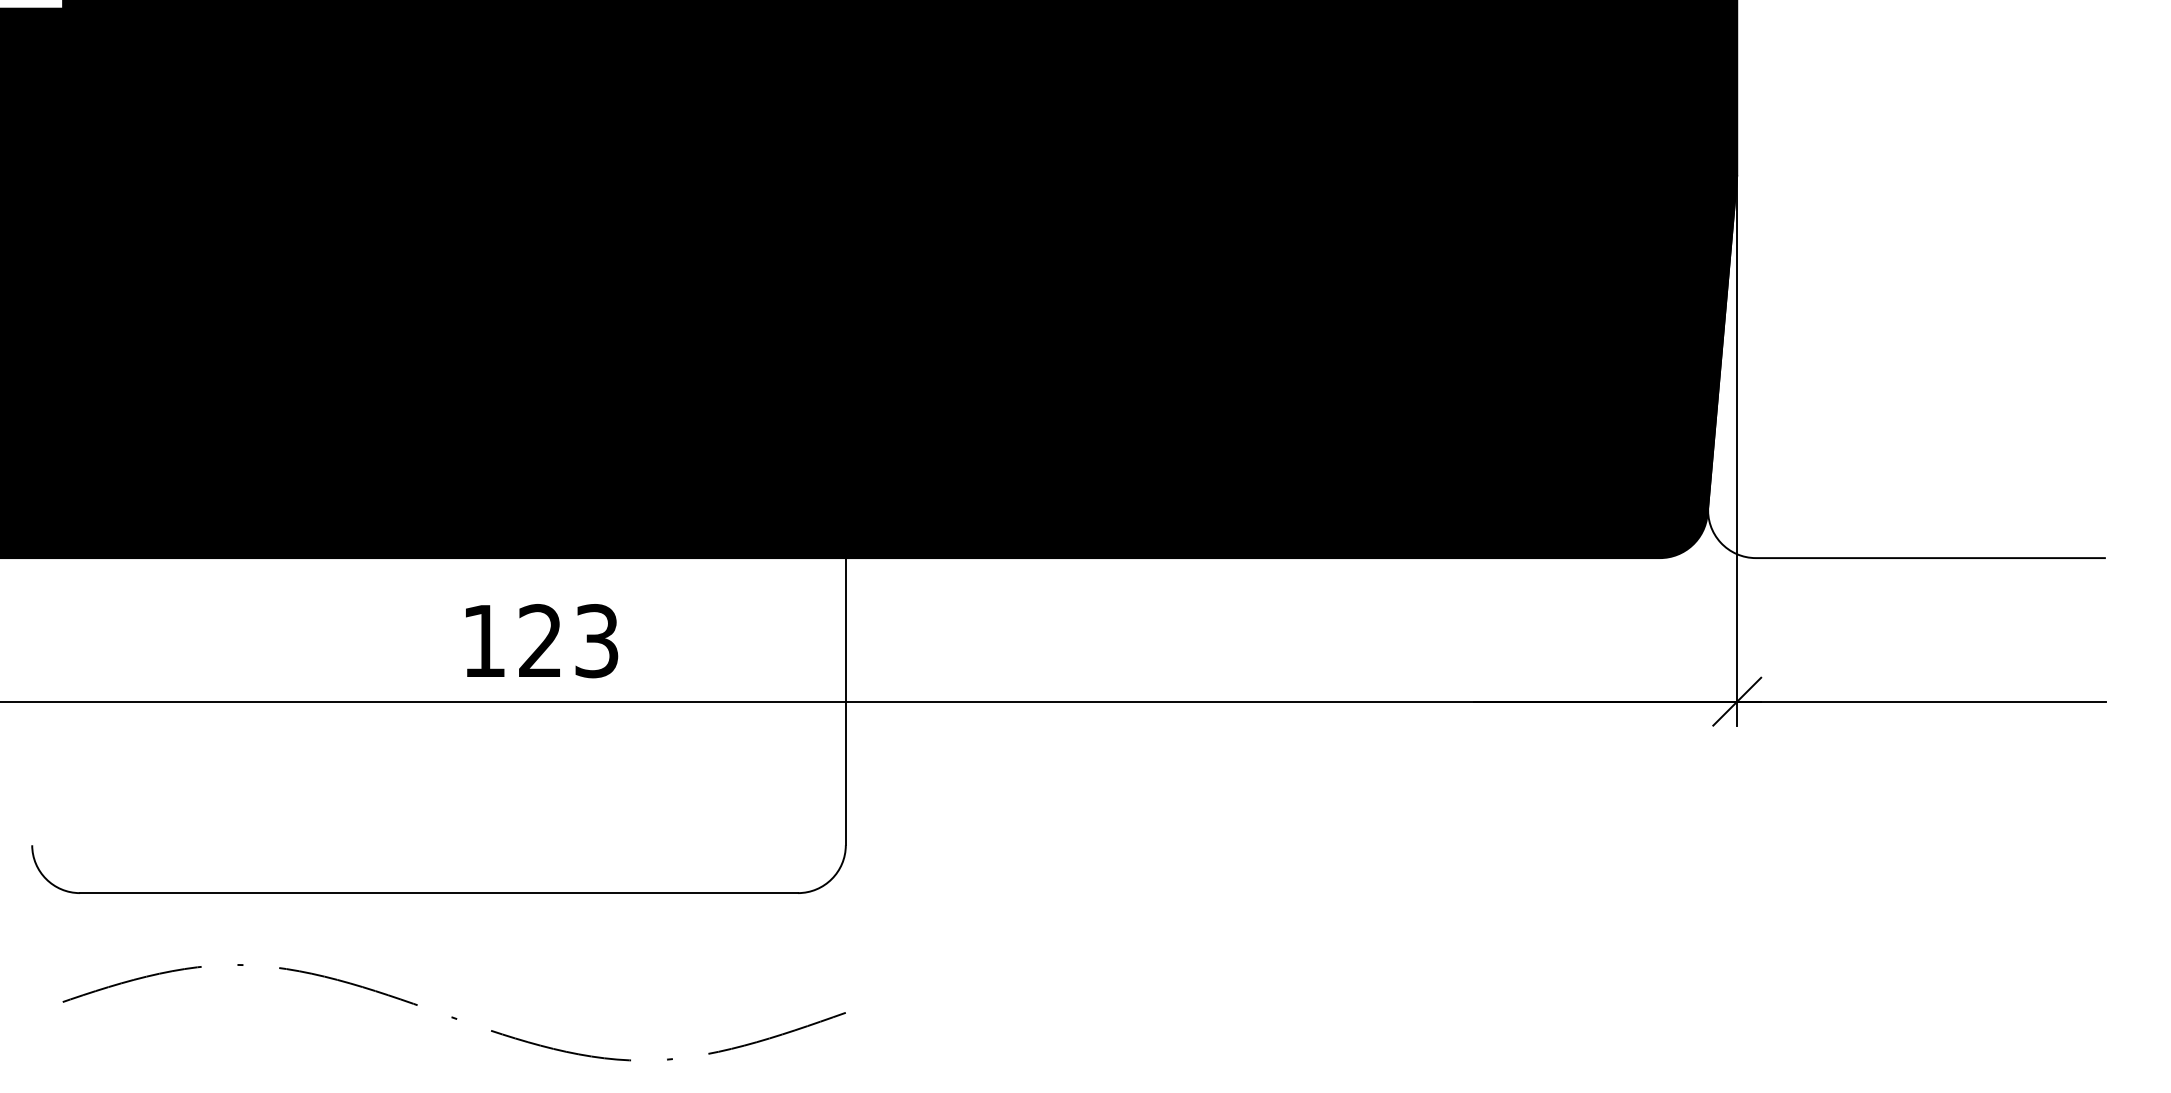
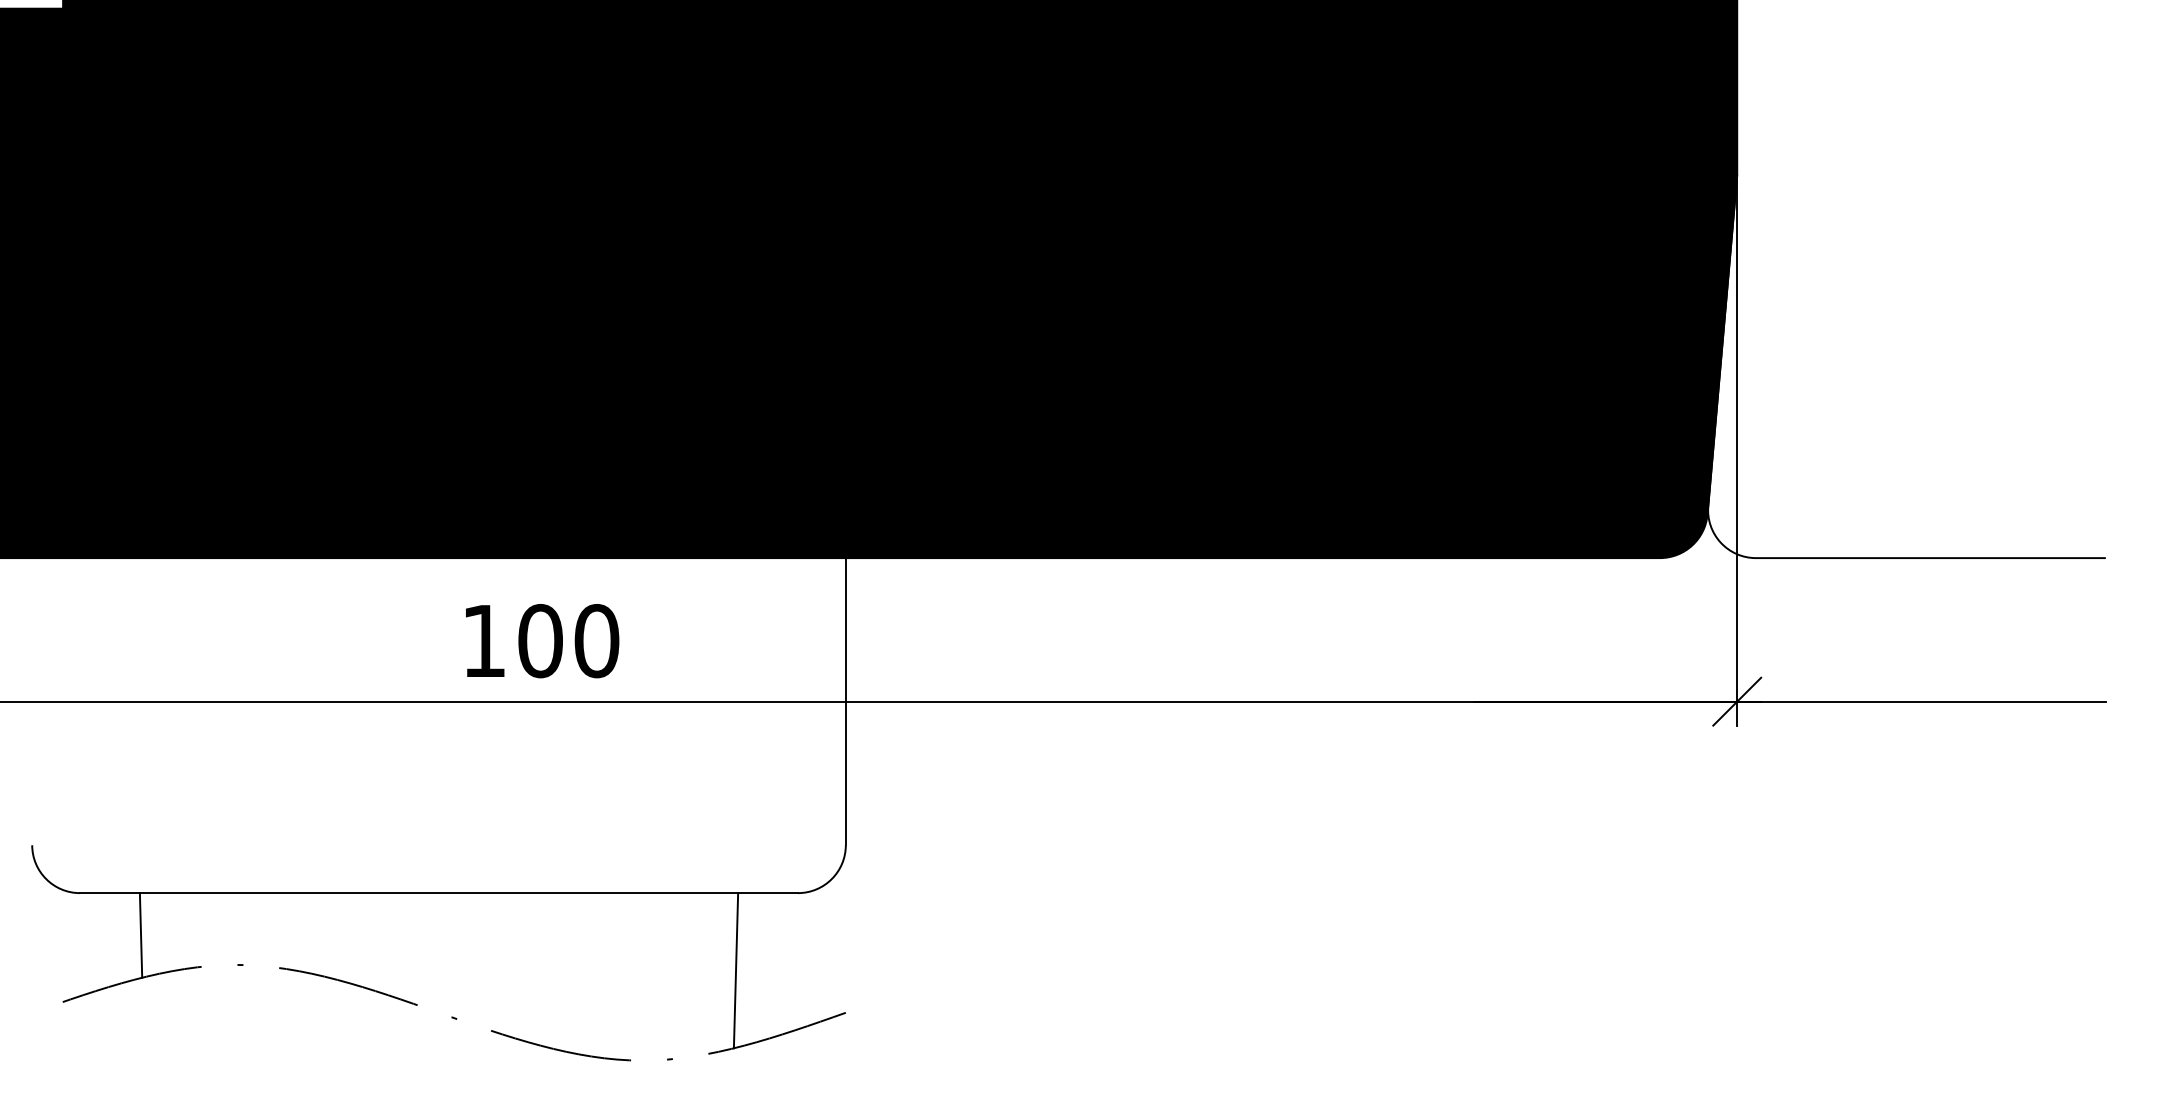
text: 123 -> 100 (568, 641)
line: none -> present (140, 935)
line: none -> present (735, 970)
